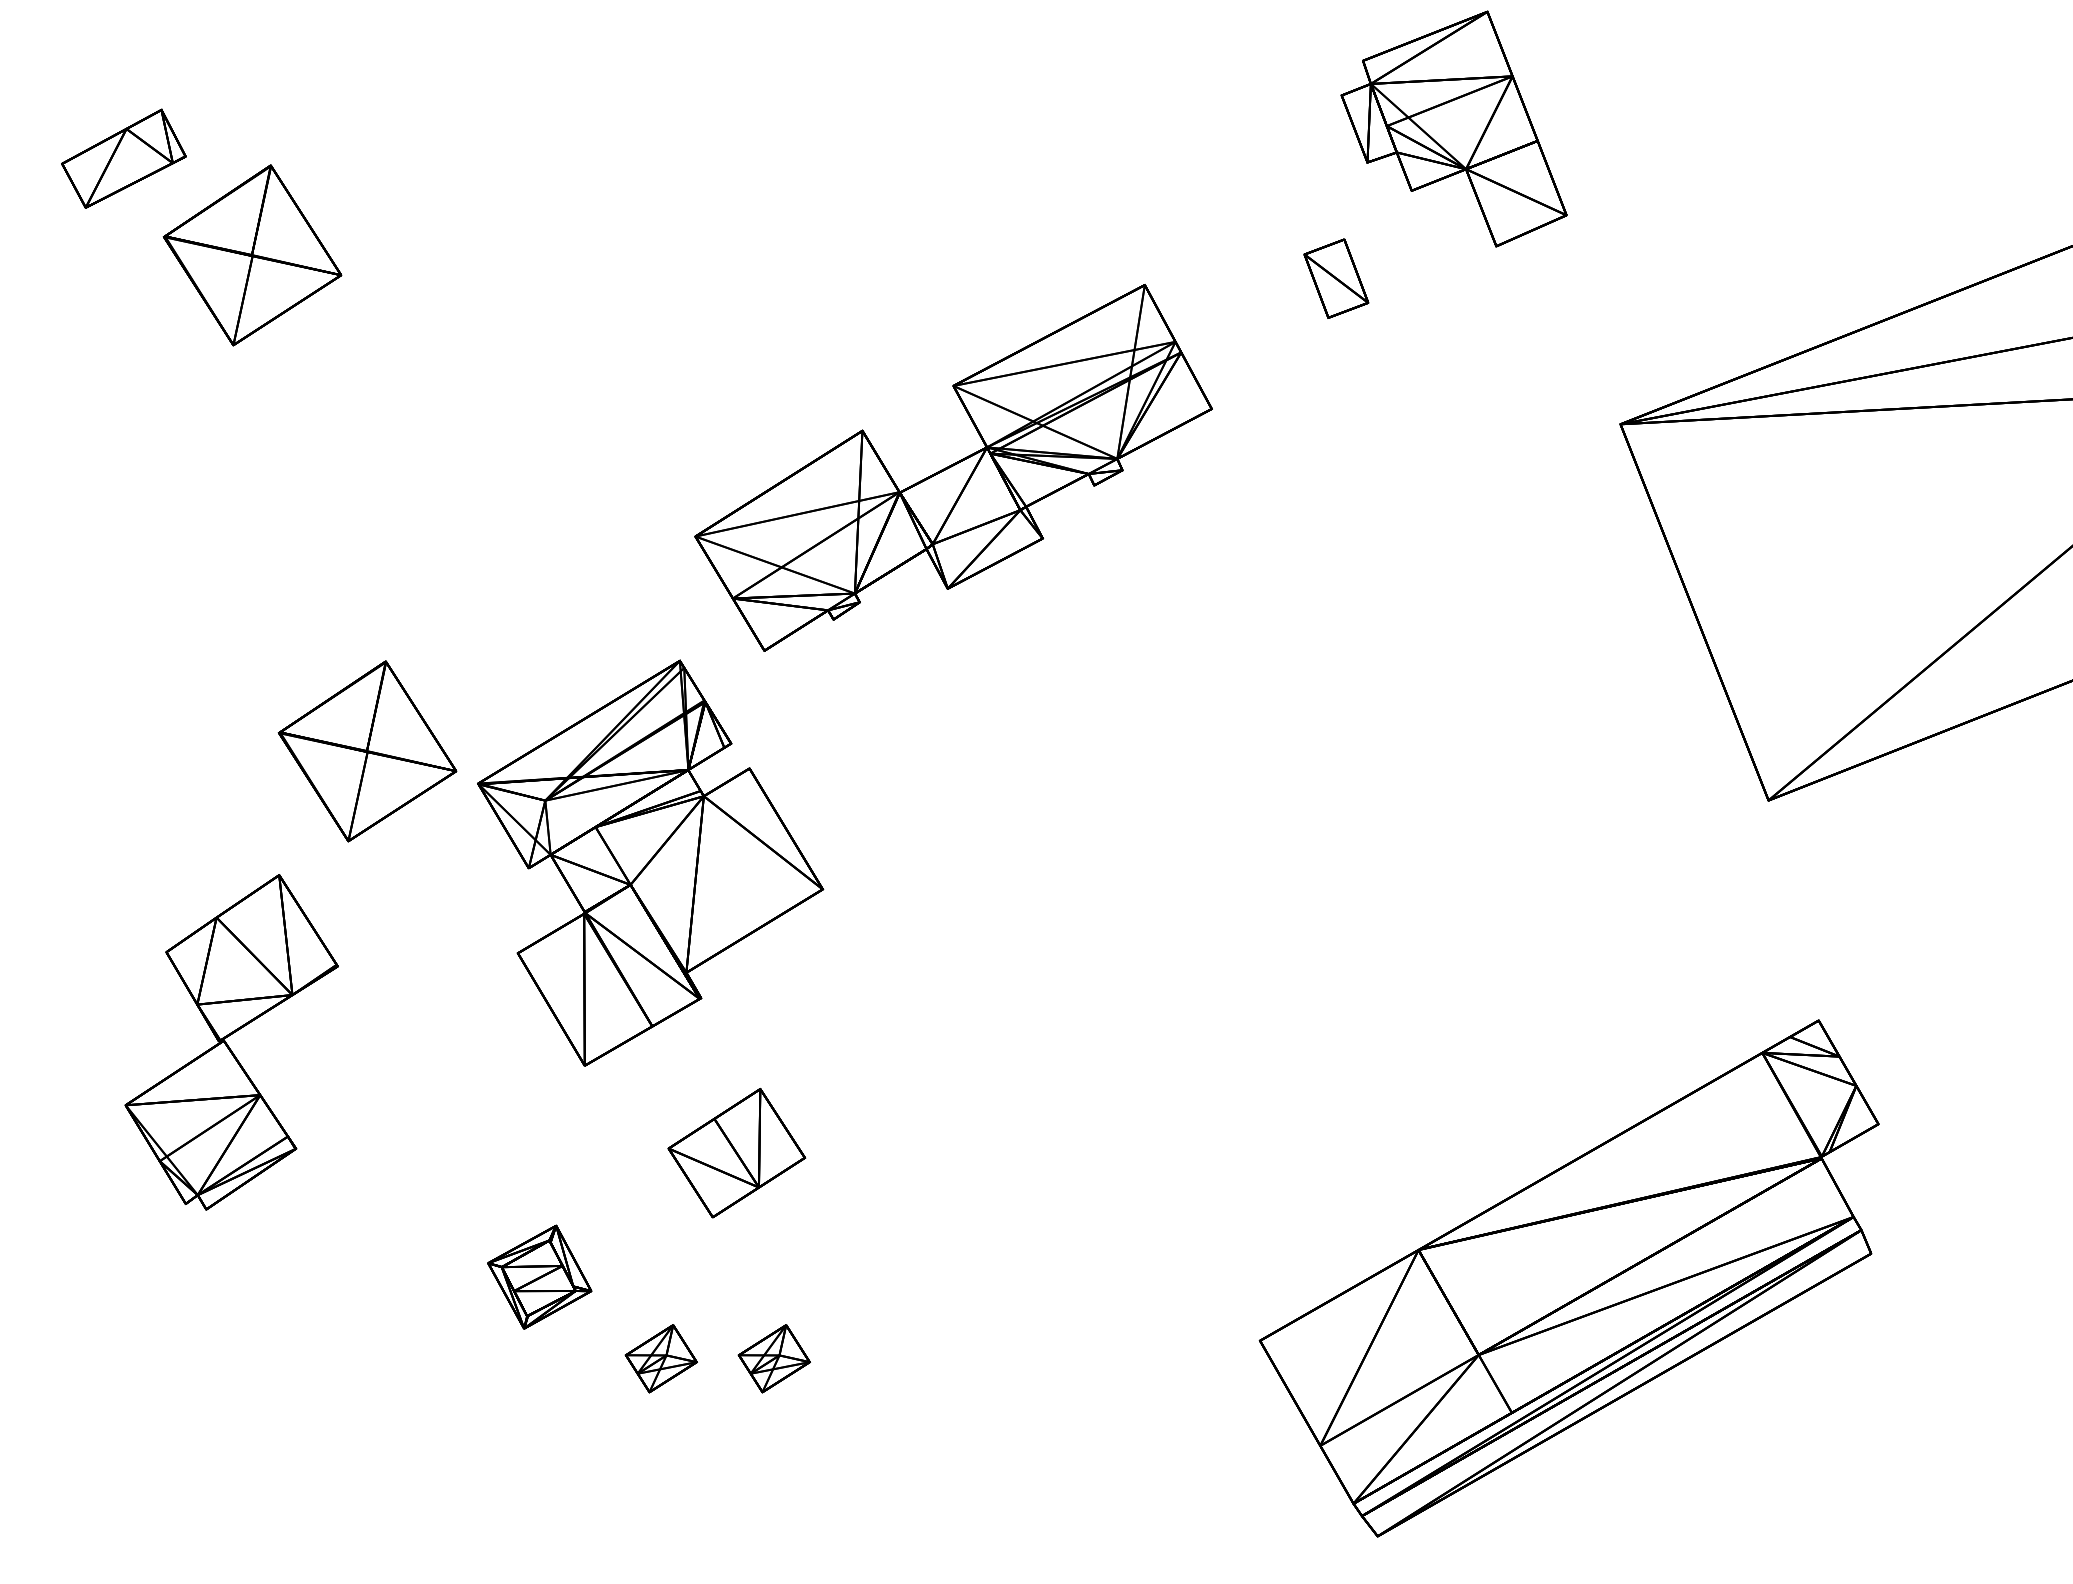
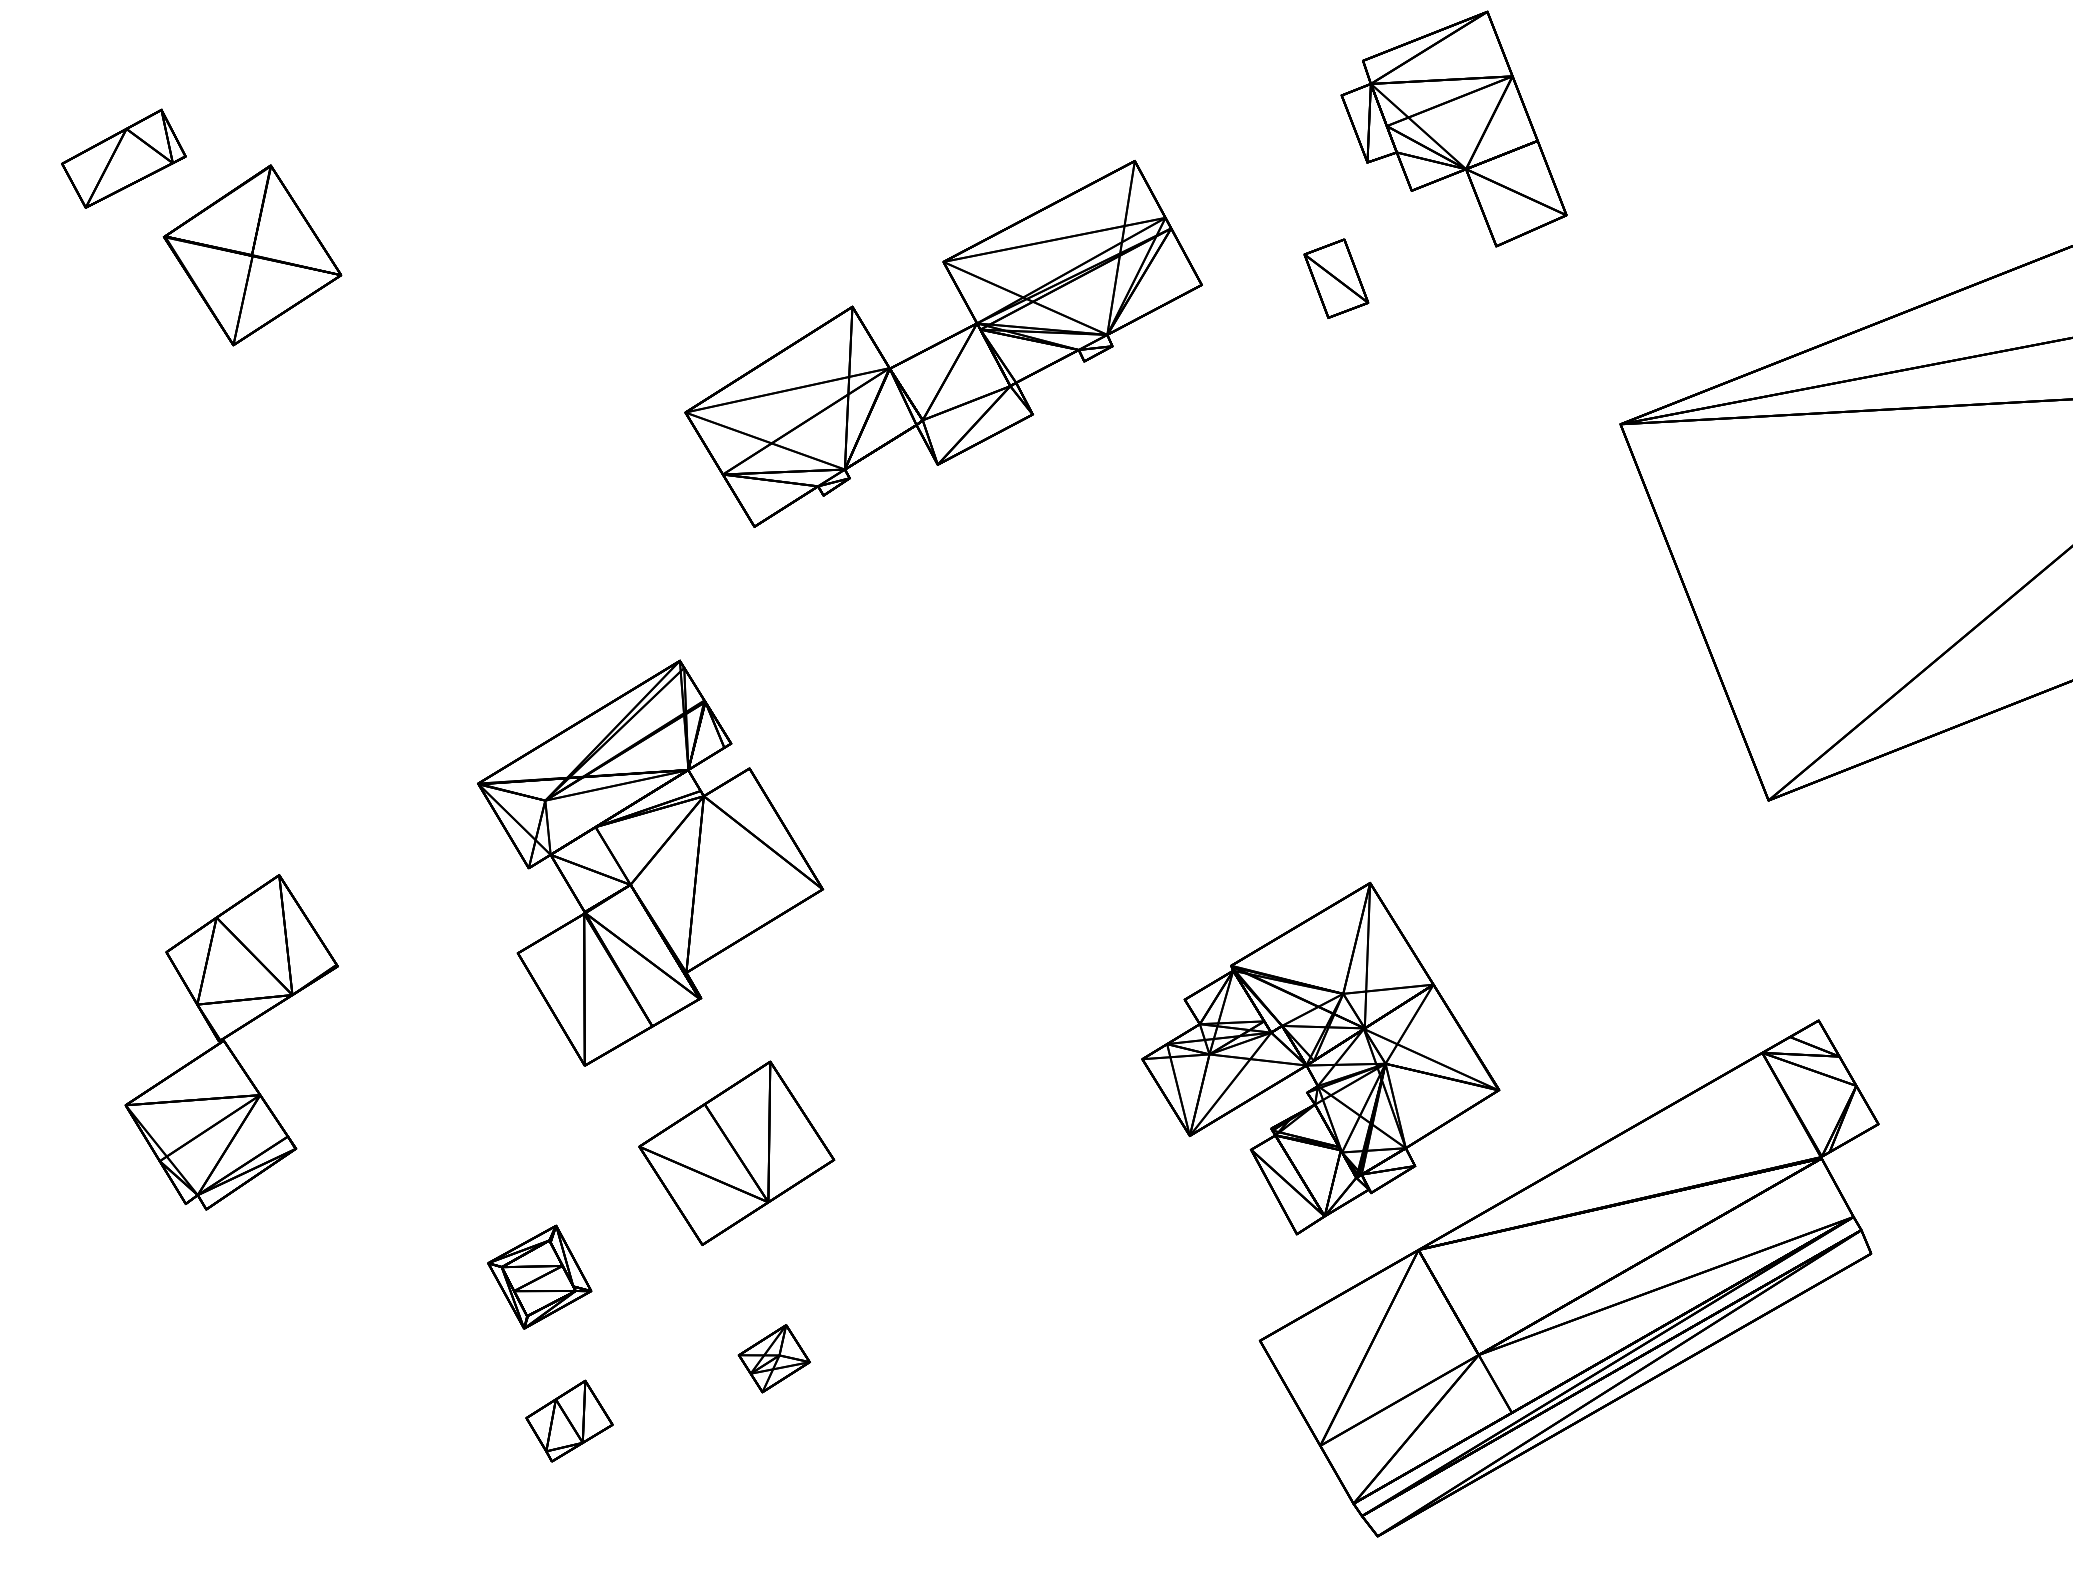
part position: (953, 467) -> (943, 343) (943, 343)
part: present -> none (367, 751)
part: none -> present (1320, 1058)
part size: 140x131 px -> 198x186 px (736, 1152)
part: present -> none (660, 1358)
part: none -> present (569, 1420)
